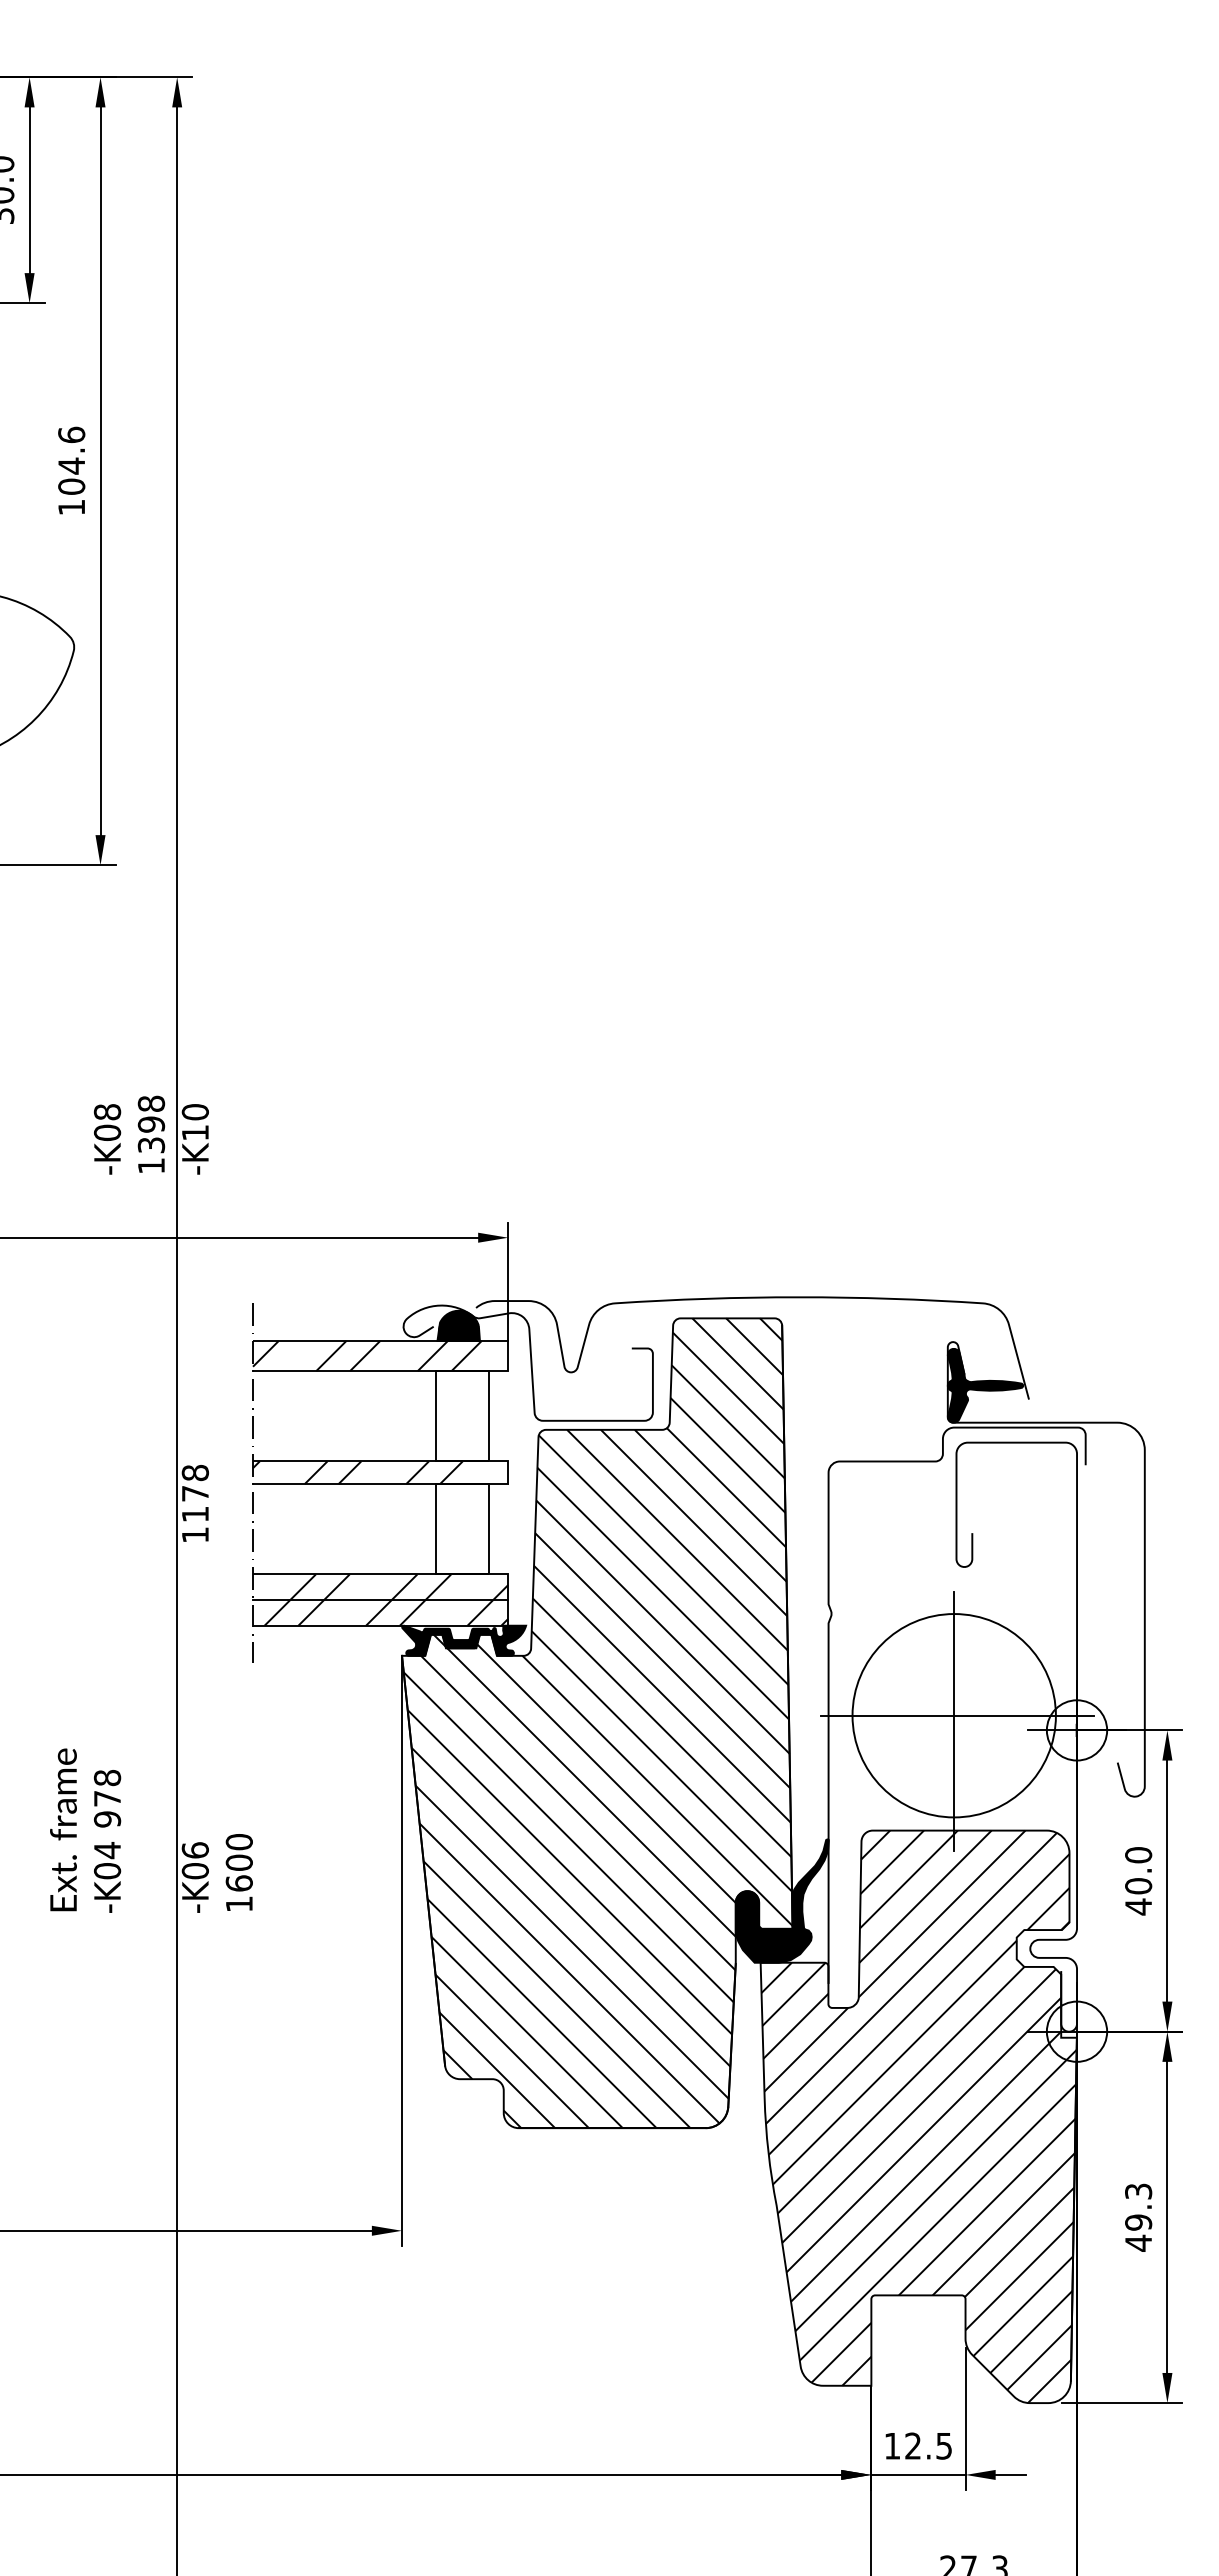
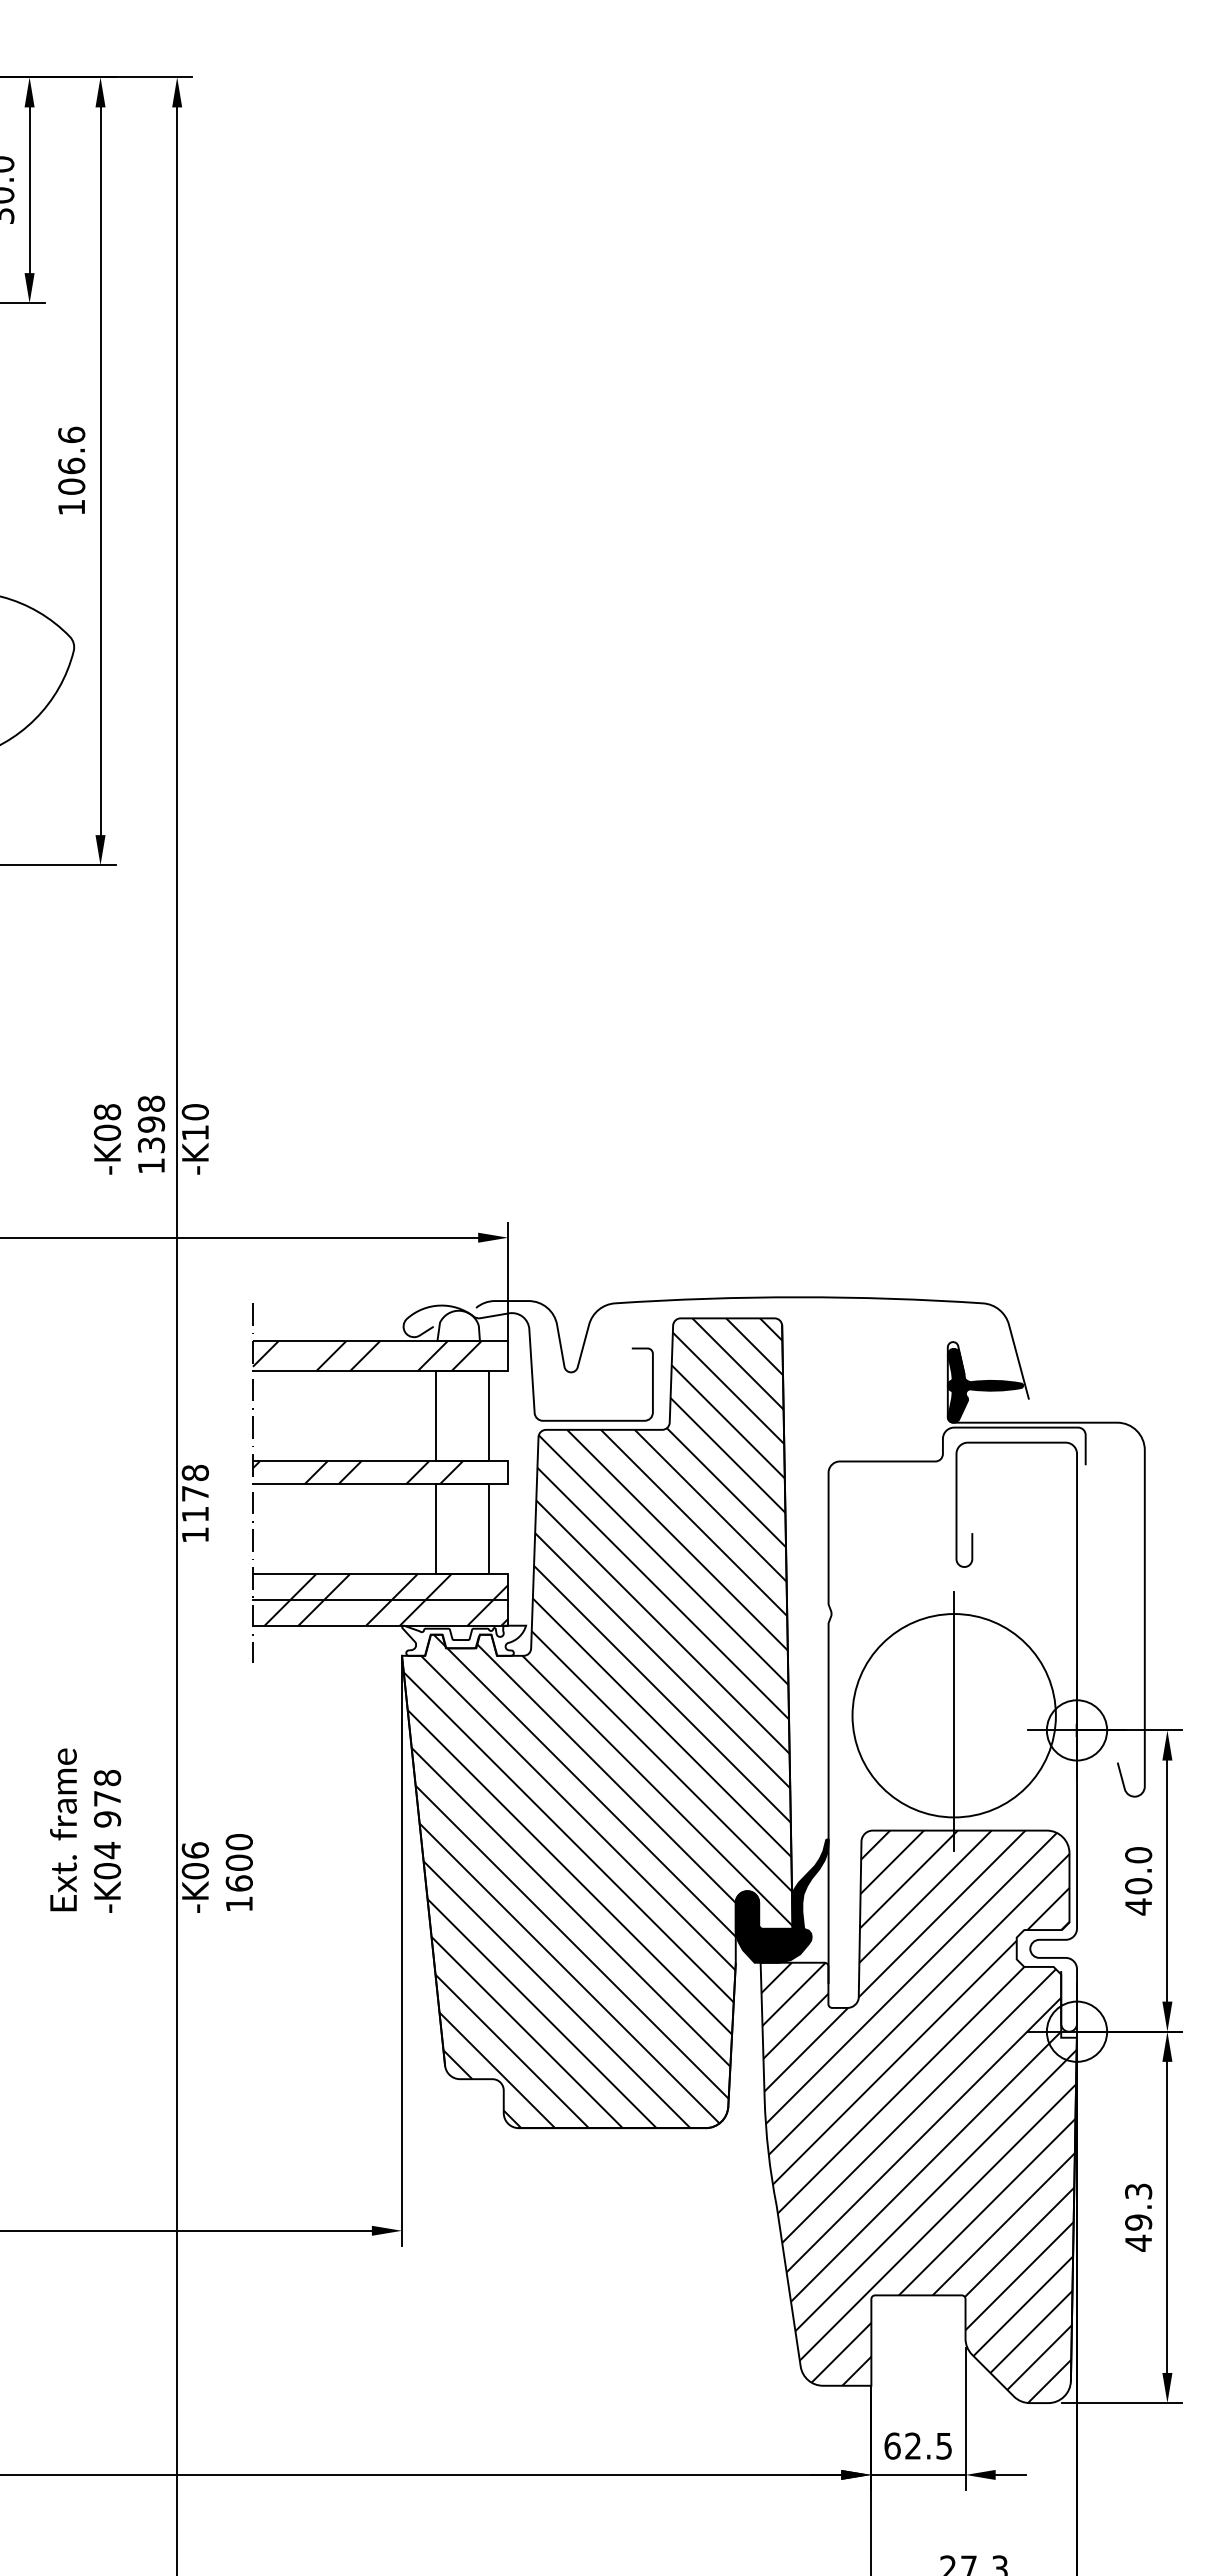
text: 104.6 -> 106.6 (71, 465)
fill: present -> none (458, 1325)
fill: present -> none (464, 1640)
line: present -> none (956, 1715)
text: 12.5 -> 62.5 (892, 2445)
